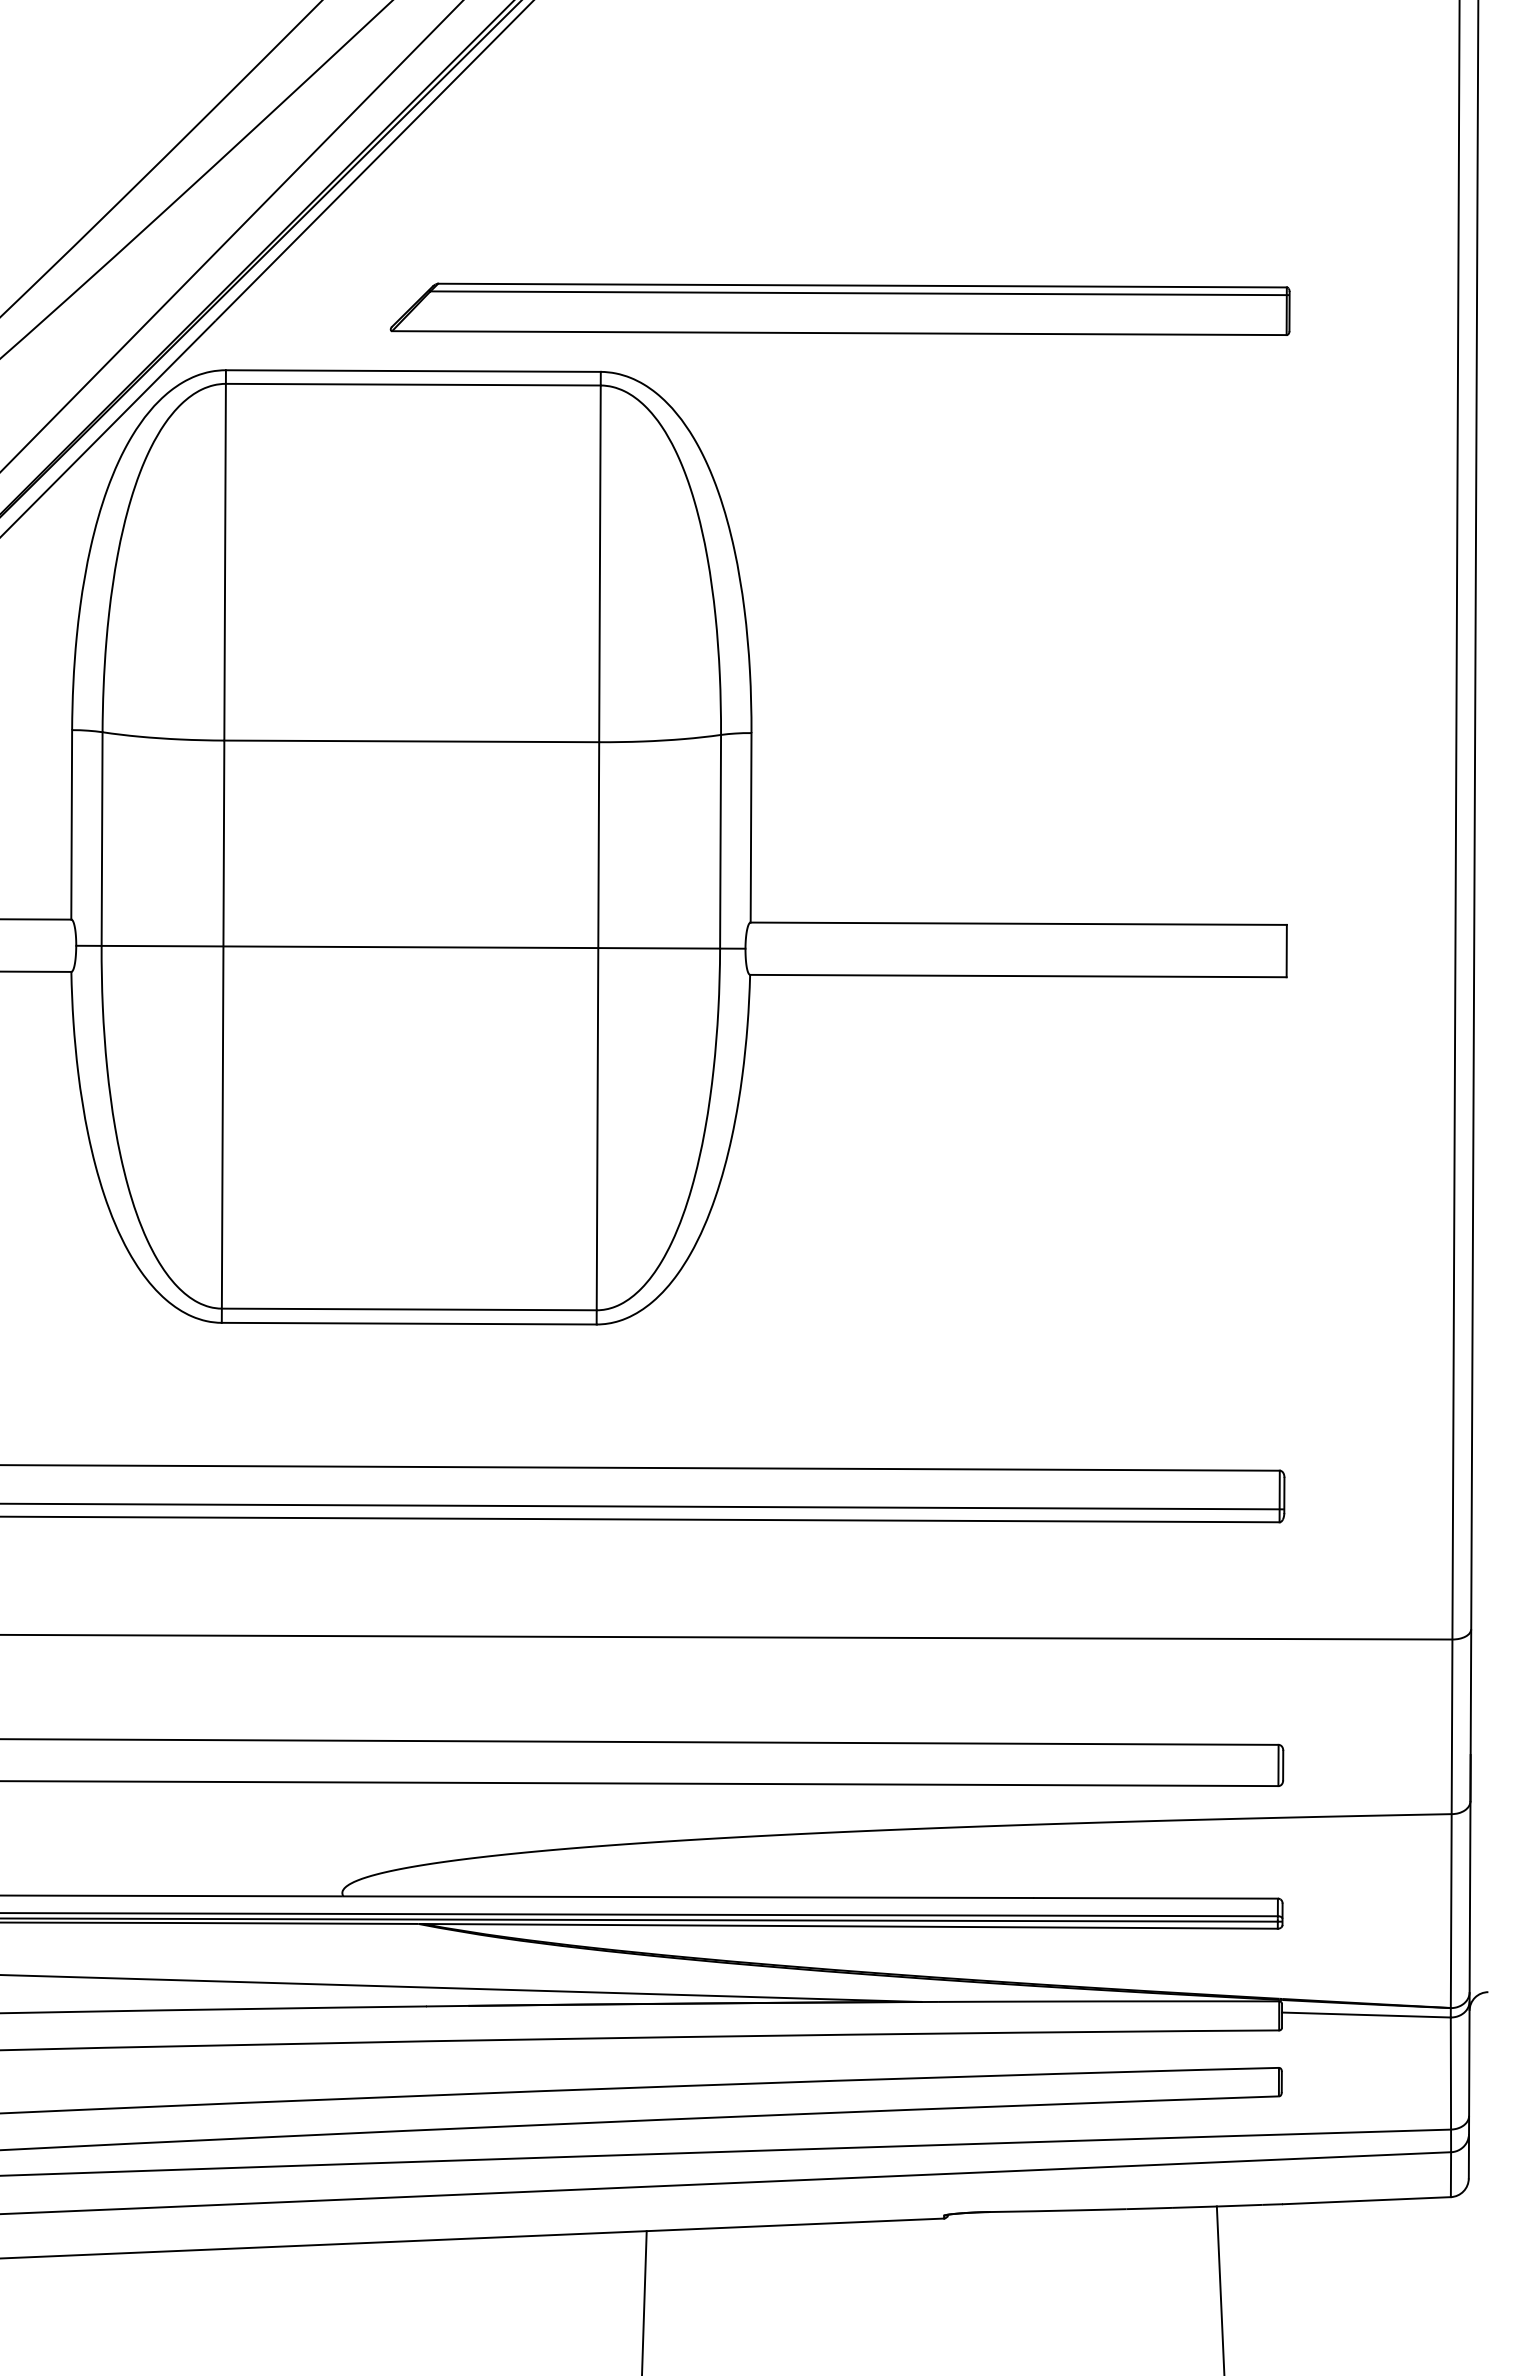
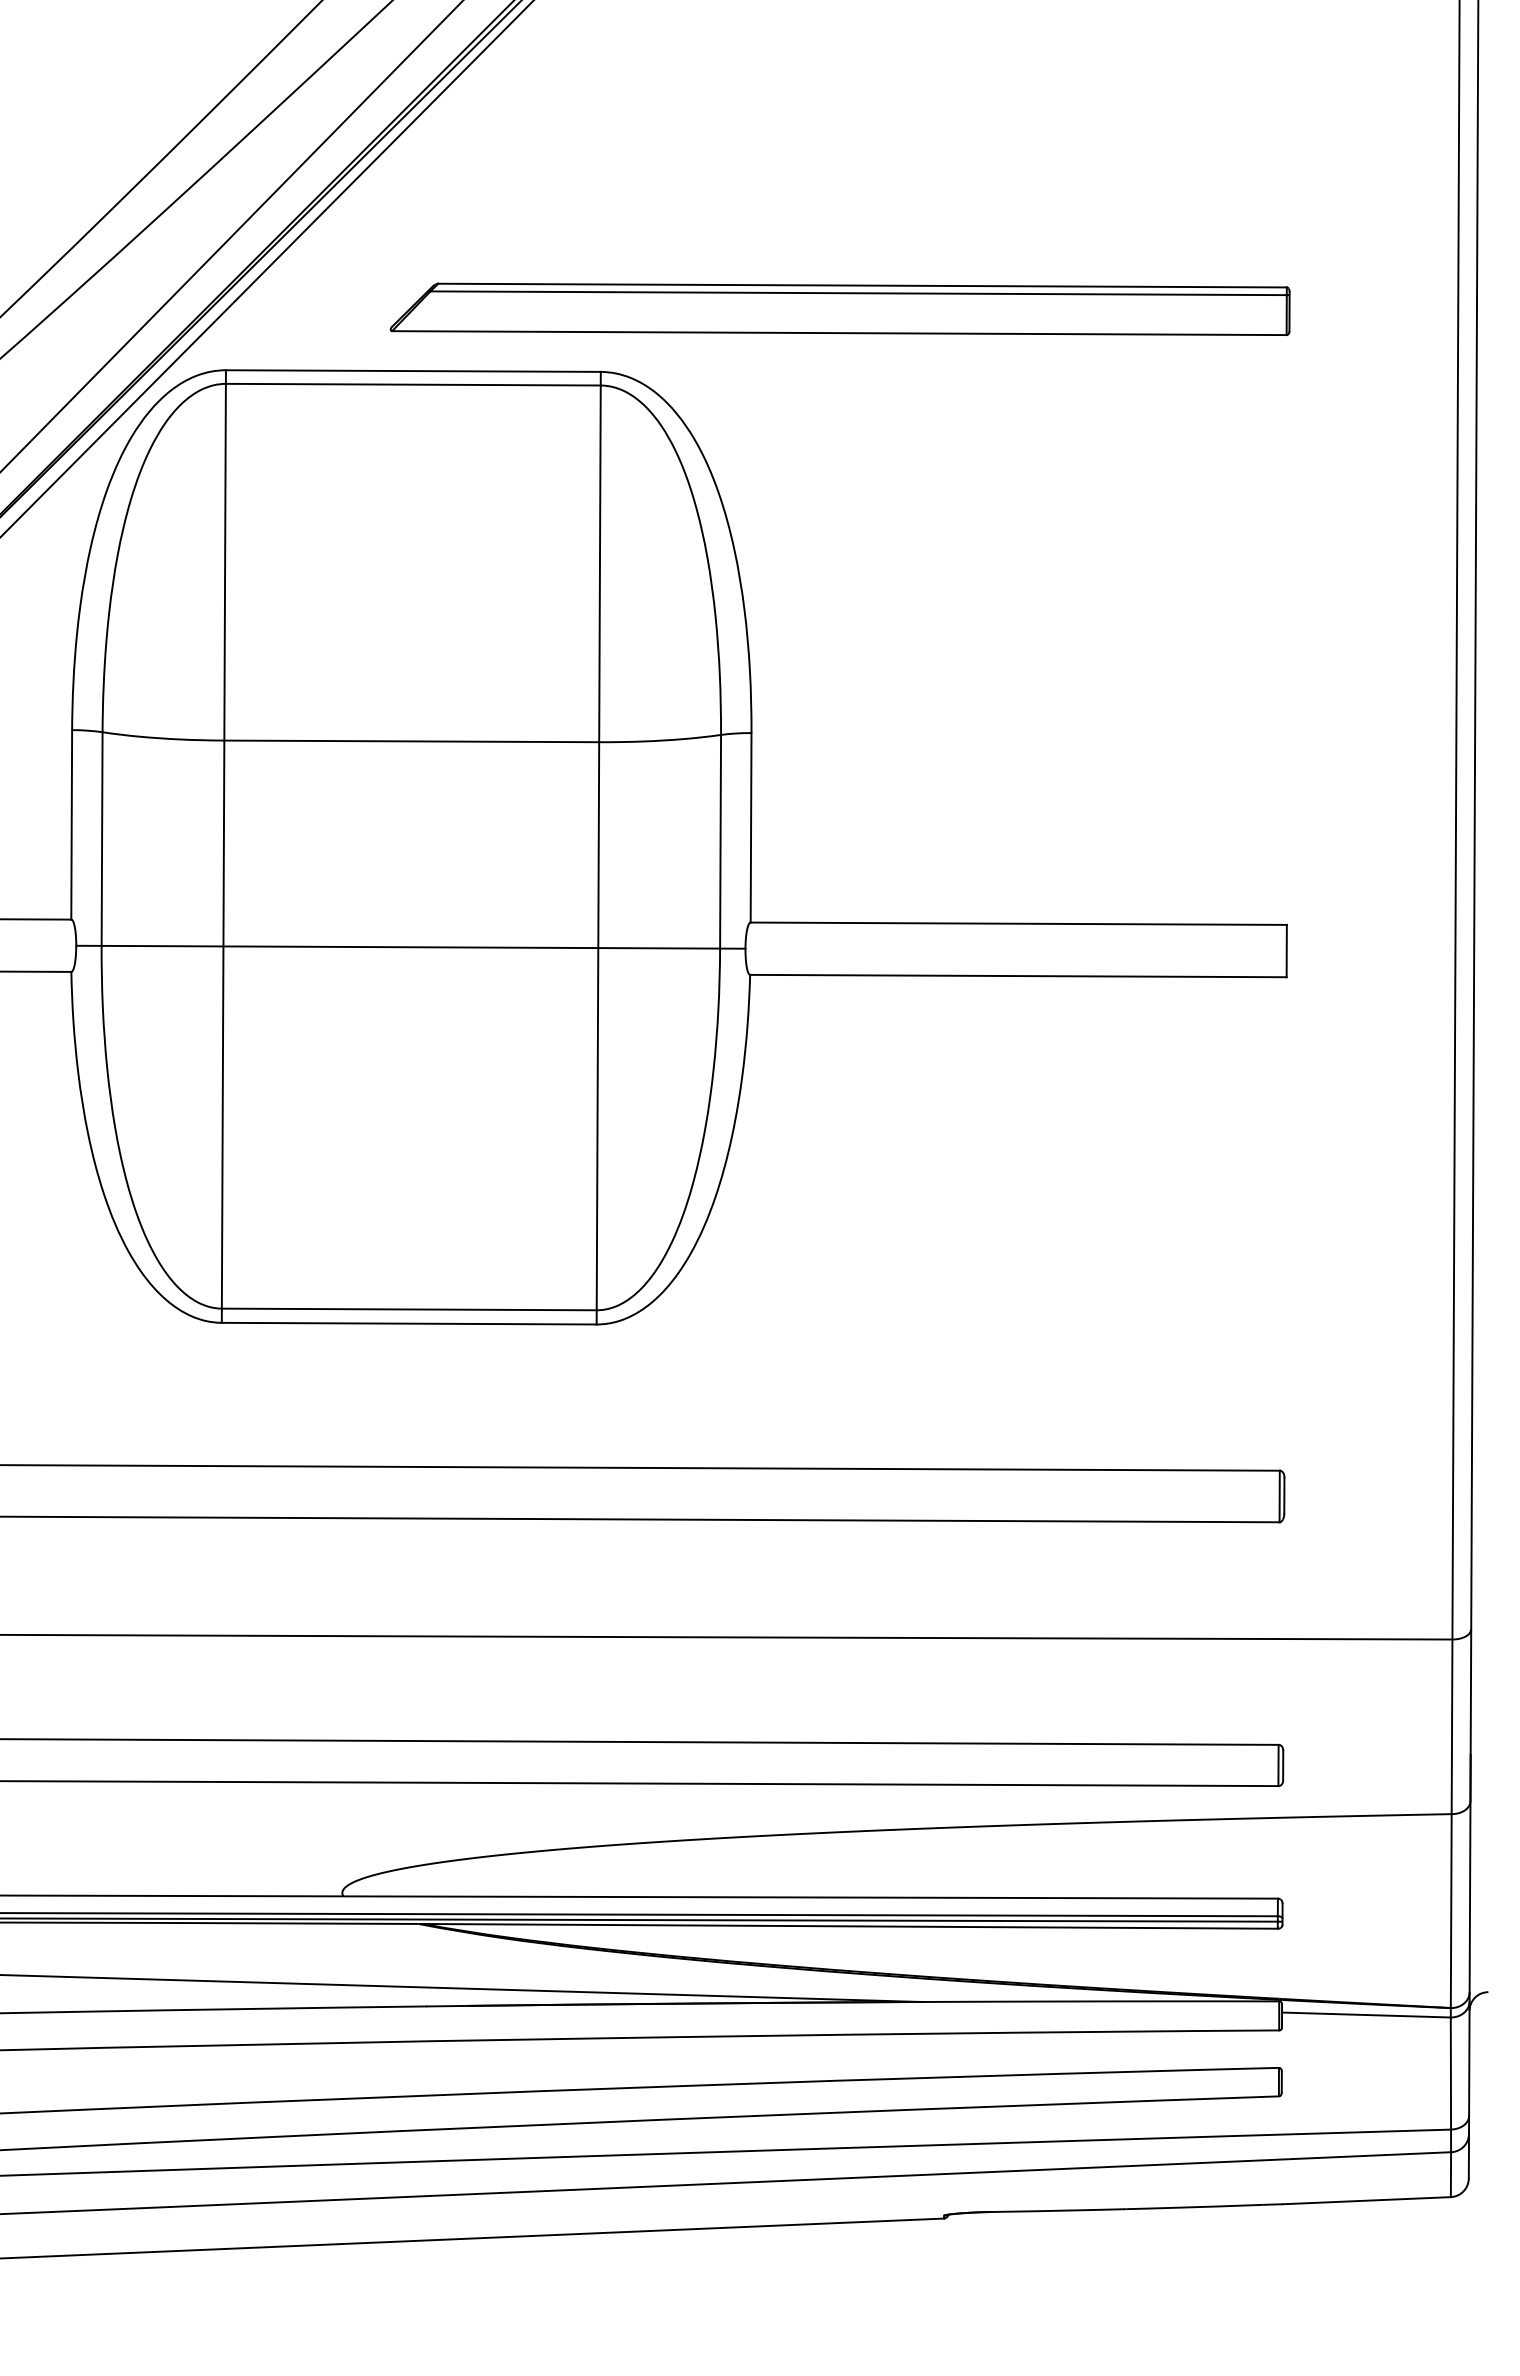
line: present -> none (642, 1506)
line: present -> none (1220, 2289)
line: present -> none (644, 2301)
